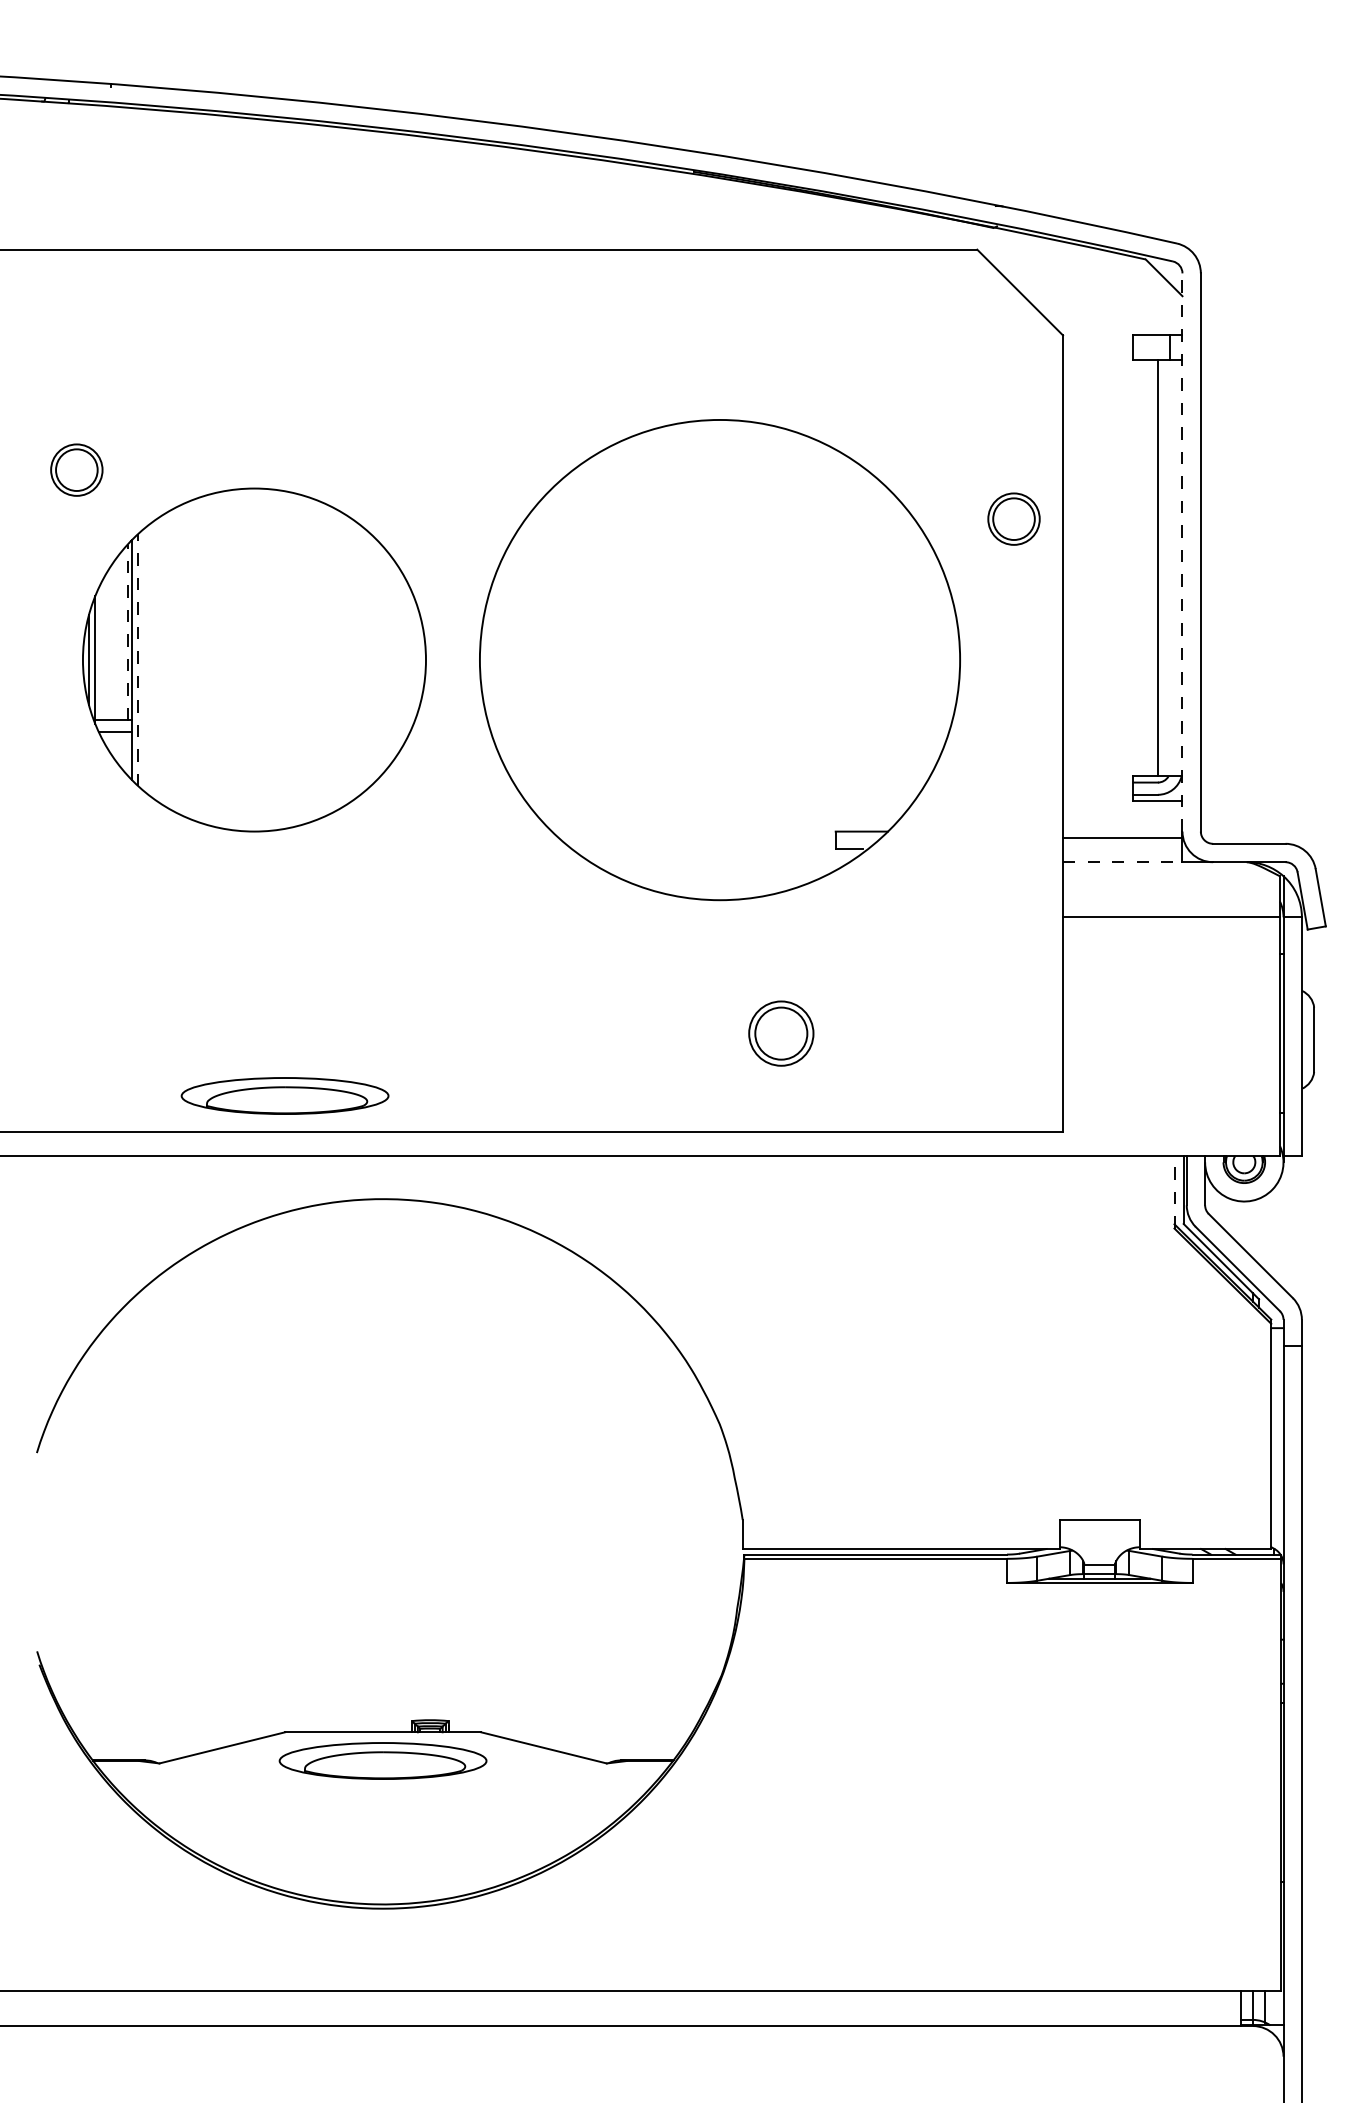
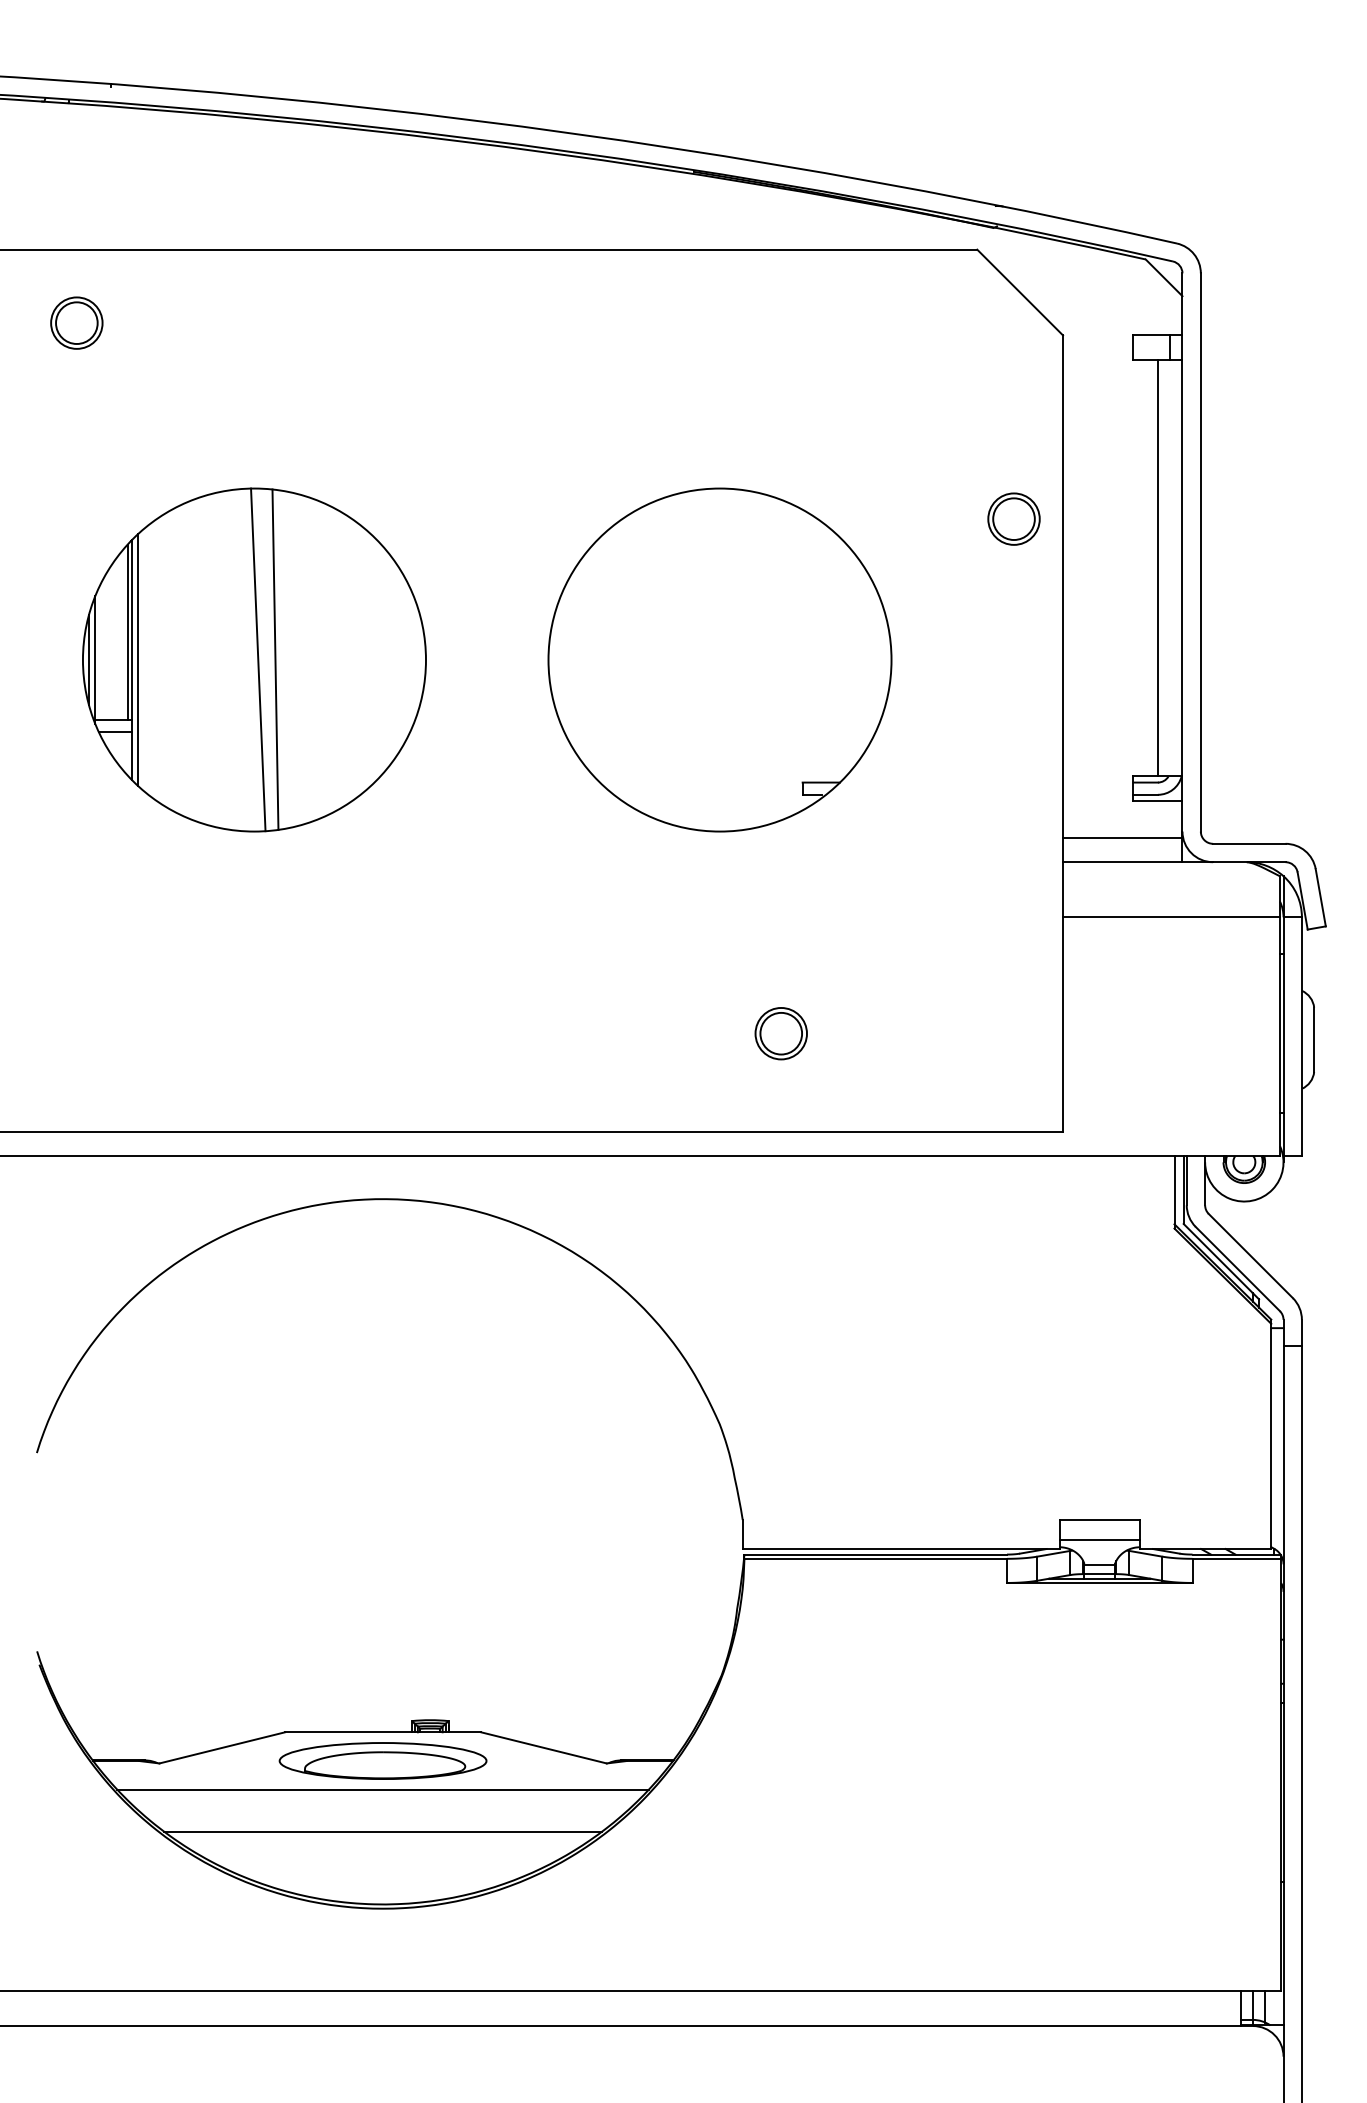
part position: (76, 469) -> (76, 322) (76, 322)
line: dashed -> solid (1182, 551)
line: dashed -> solid (127, 632)
line: none -> present (258, 659)
line: none -> present (275, 659)
line: dashed -> solid (138, 660)
part size: 482x483 px -> 346x346 px (719, 659)
line: dashed -> solid (1122, 862)
part size: 67x67 px -> 54x54 px (780, 1033)
part: present -> none (284, 1095)
line: dashed -> solid (1174, 1191)
line: none -> present (1099, 1540)
line: none -> present (382, 1789)
line: none -> present (382, 1831)
